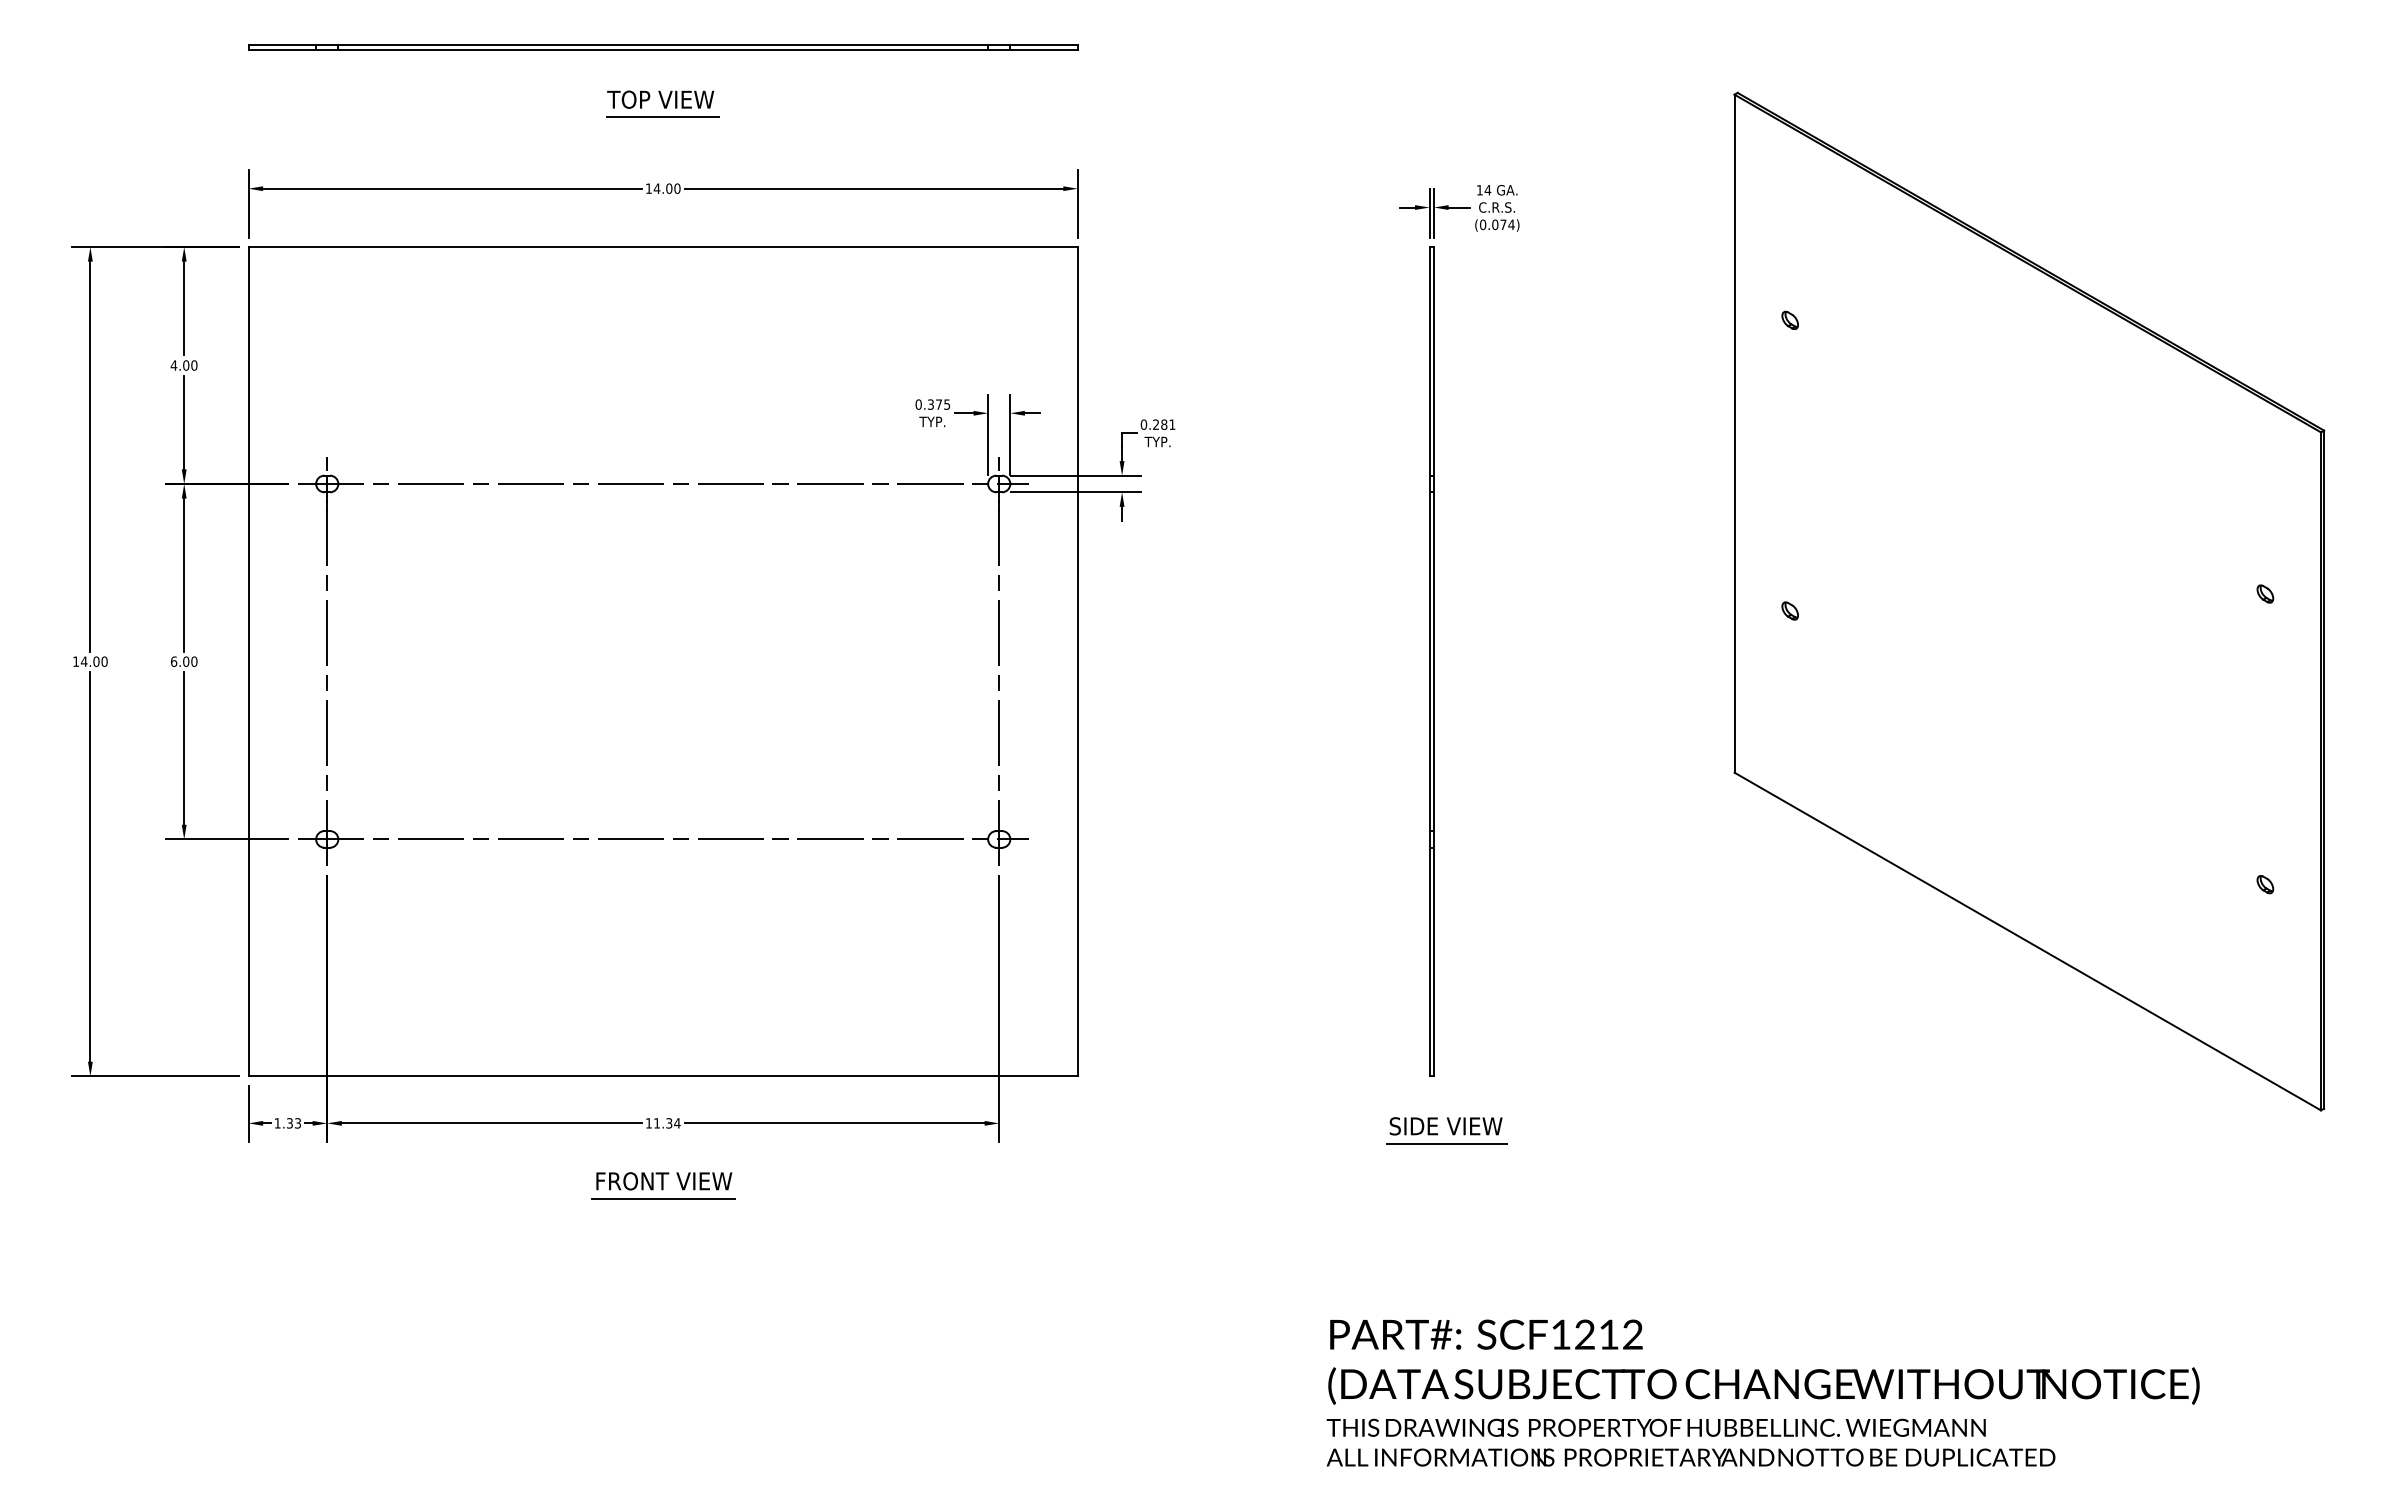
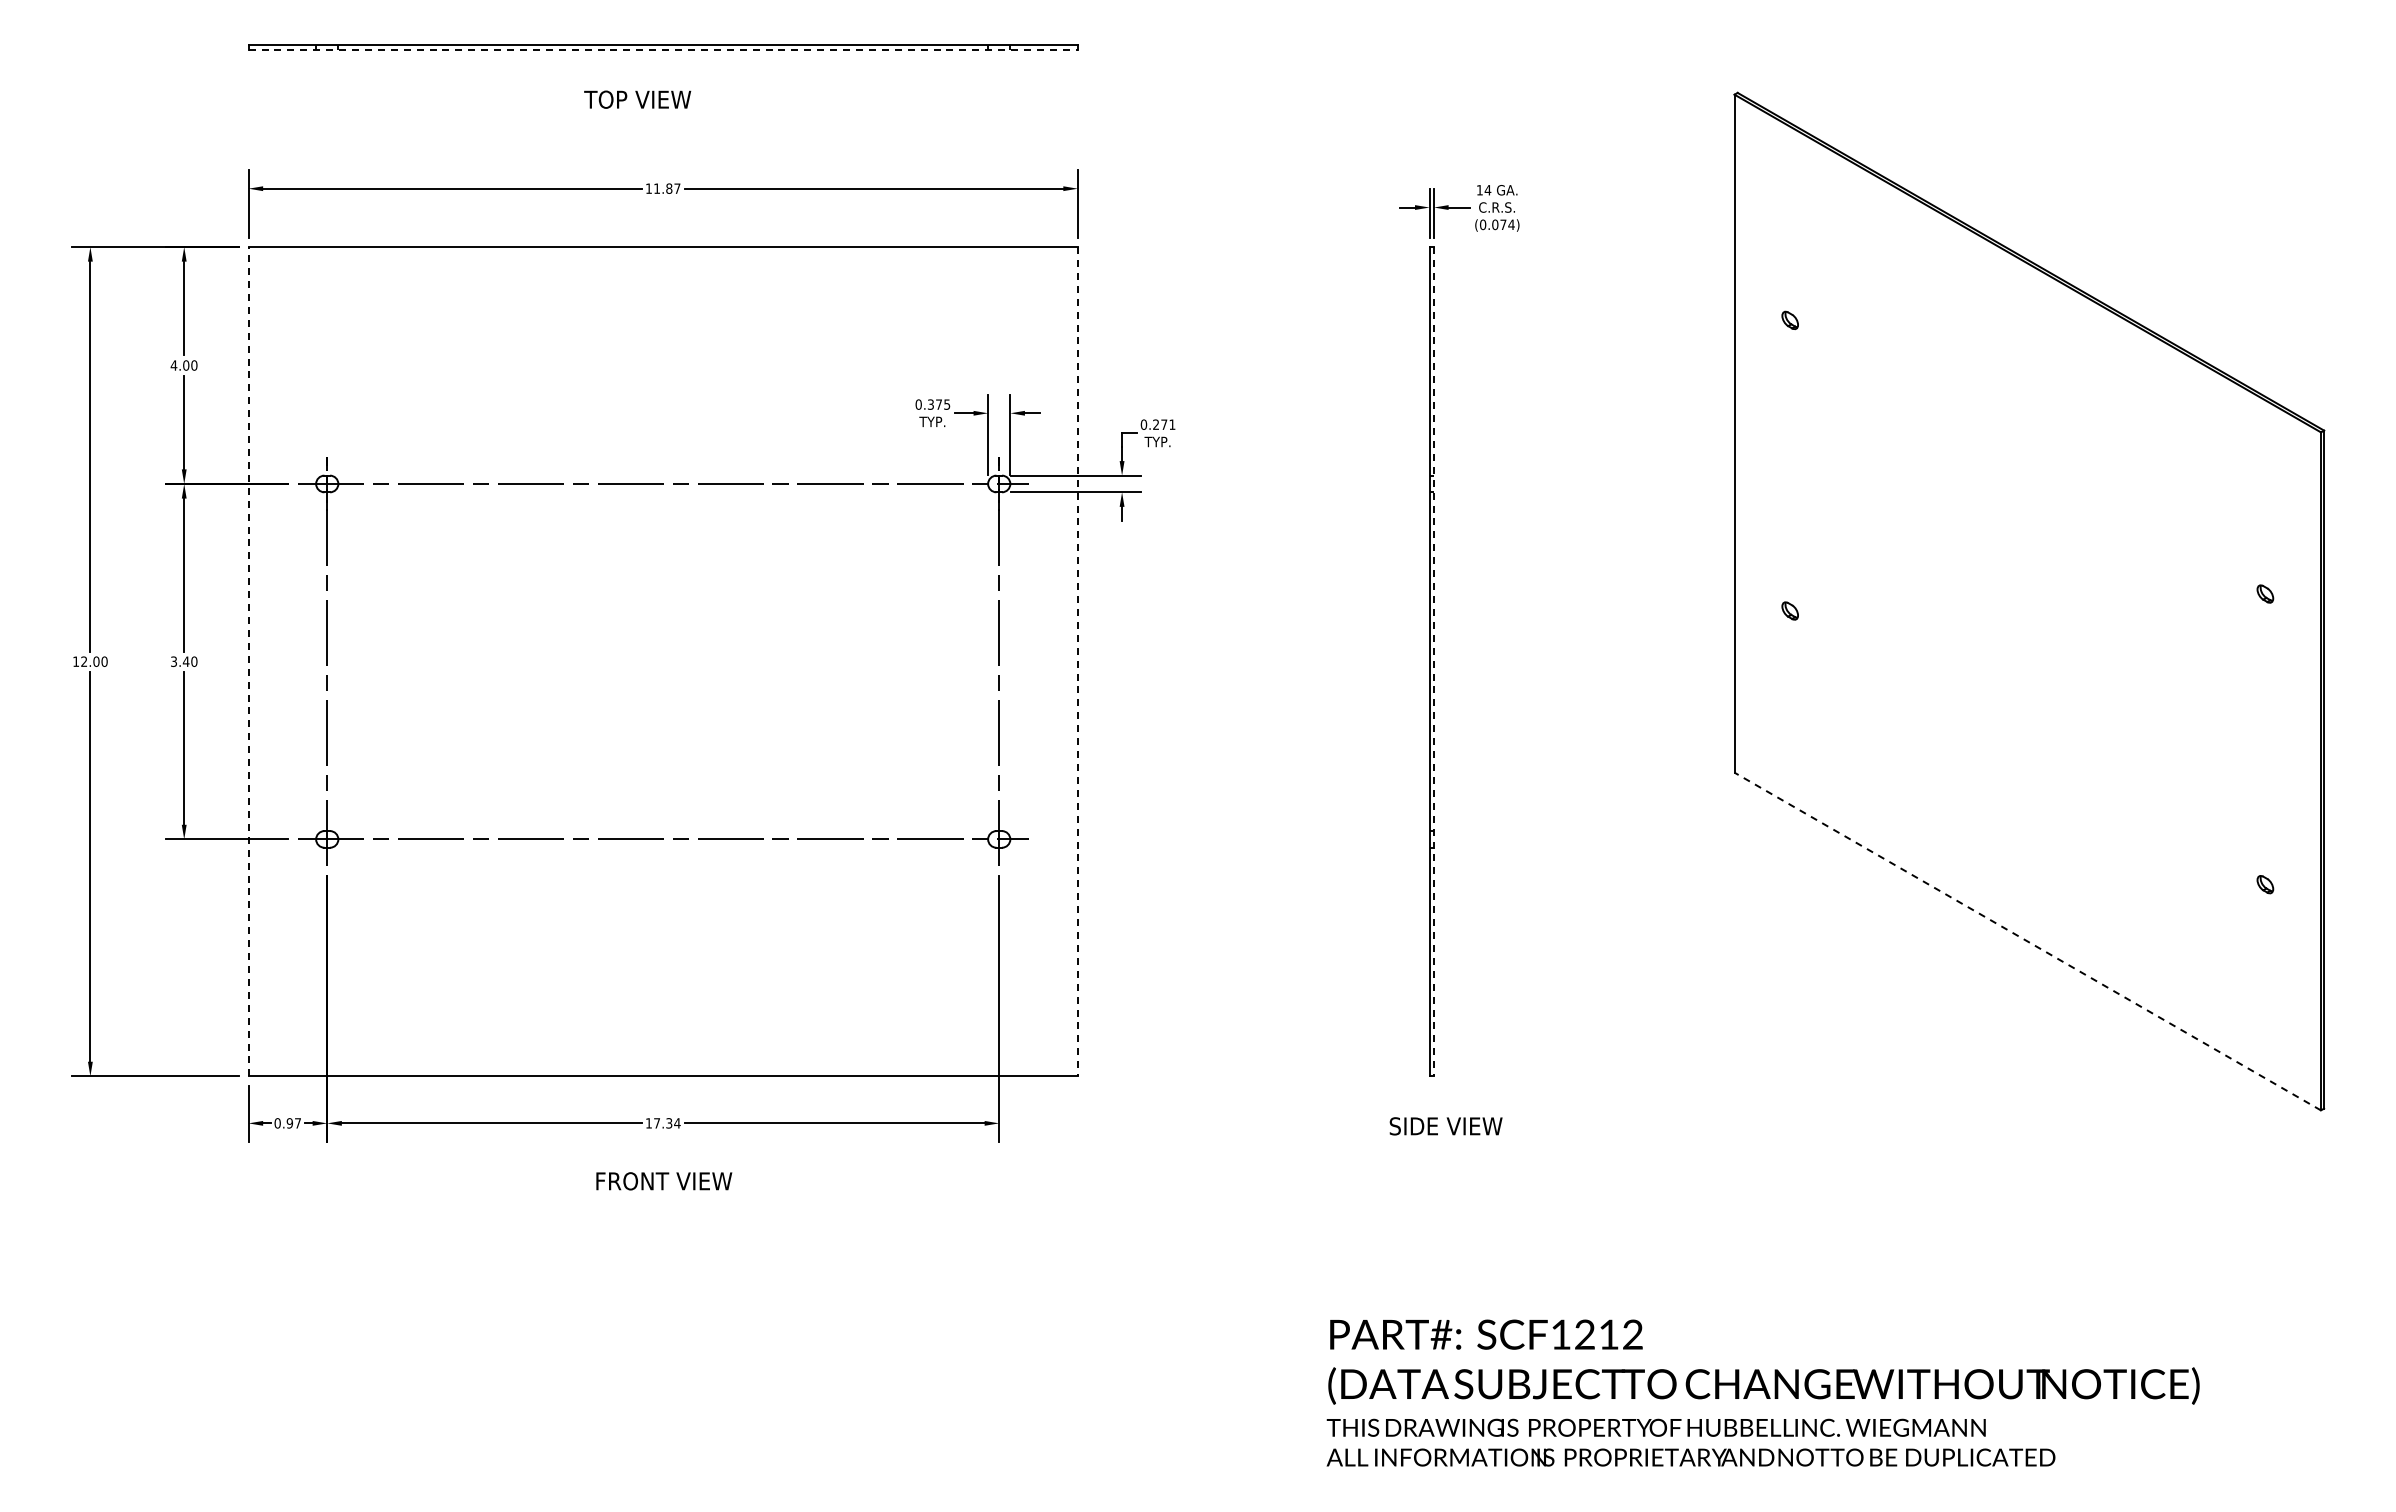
line: solid -> dashed (663, 49)
text position: (660, 99) -> (637, 99) (637, 99)
line: present -> none (663, 117)
text: 14.00 -> 11.87 (666, 188)
text: 0.281 -> 0.271 (1164, 424)
text: 14.00 -> 12.00 (83, 661)
text: 6.00 -> 3.40 (180, 661)
line: solid -> dashed (248, 661)
line: solid -> dashed (1077, 661)
line: solid -> dashed (1434, 661)
line: solid -> dashed (2027, 941)
text: 1.33 -> 0.97 (287, 1123)
text: 11.34 -> 17.34 (656, 1123)
line: present -> none (1446, 1143)
line: present -> none (663, 1198)
